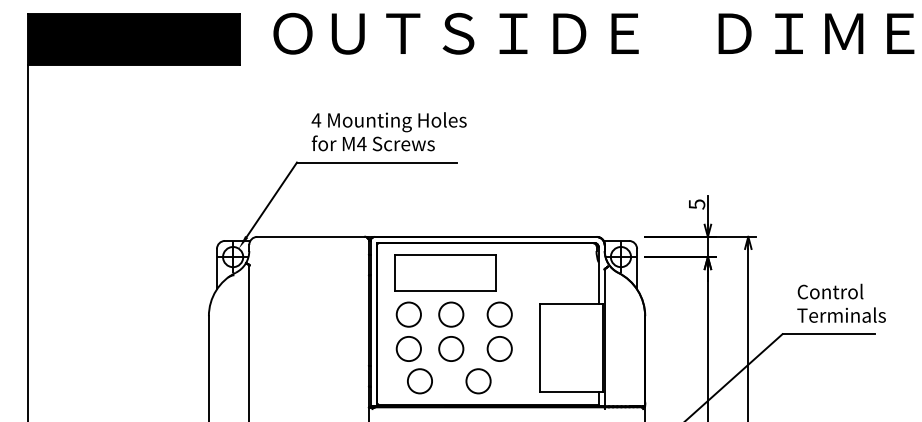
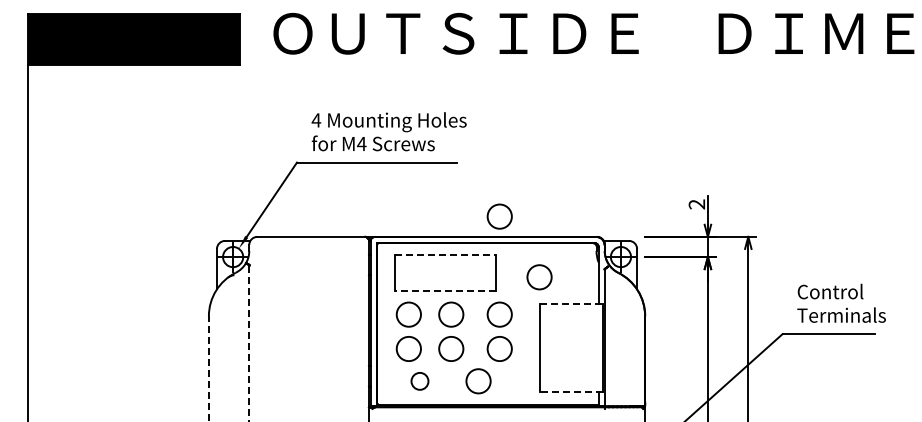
text: 5 -> 2 (696, 204)
circle: none -> present (499, 216)
line: solid -> dashed (445, 255)
circle: none -> present (539, 277)
line: solid -> dashed (444, 291)
line: solid -> dashed (571, 303)
line: solid -> dashed (249, 343)
line: solid -> dashed (208, 368)
circle size: 26x27 px -> 20x19 px (419, 381)
line: solid -> dashed (570, 391)
